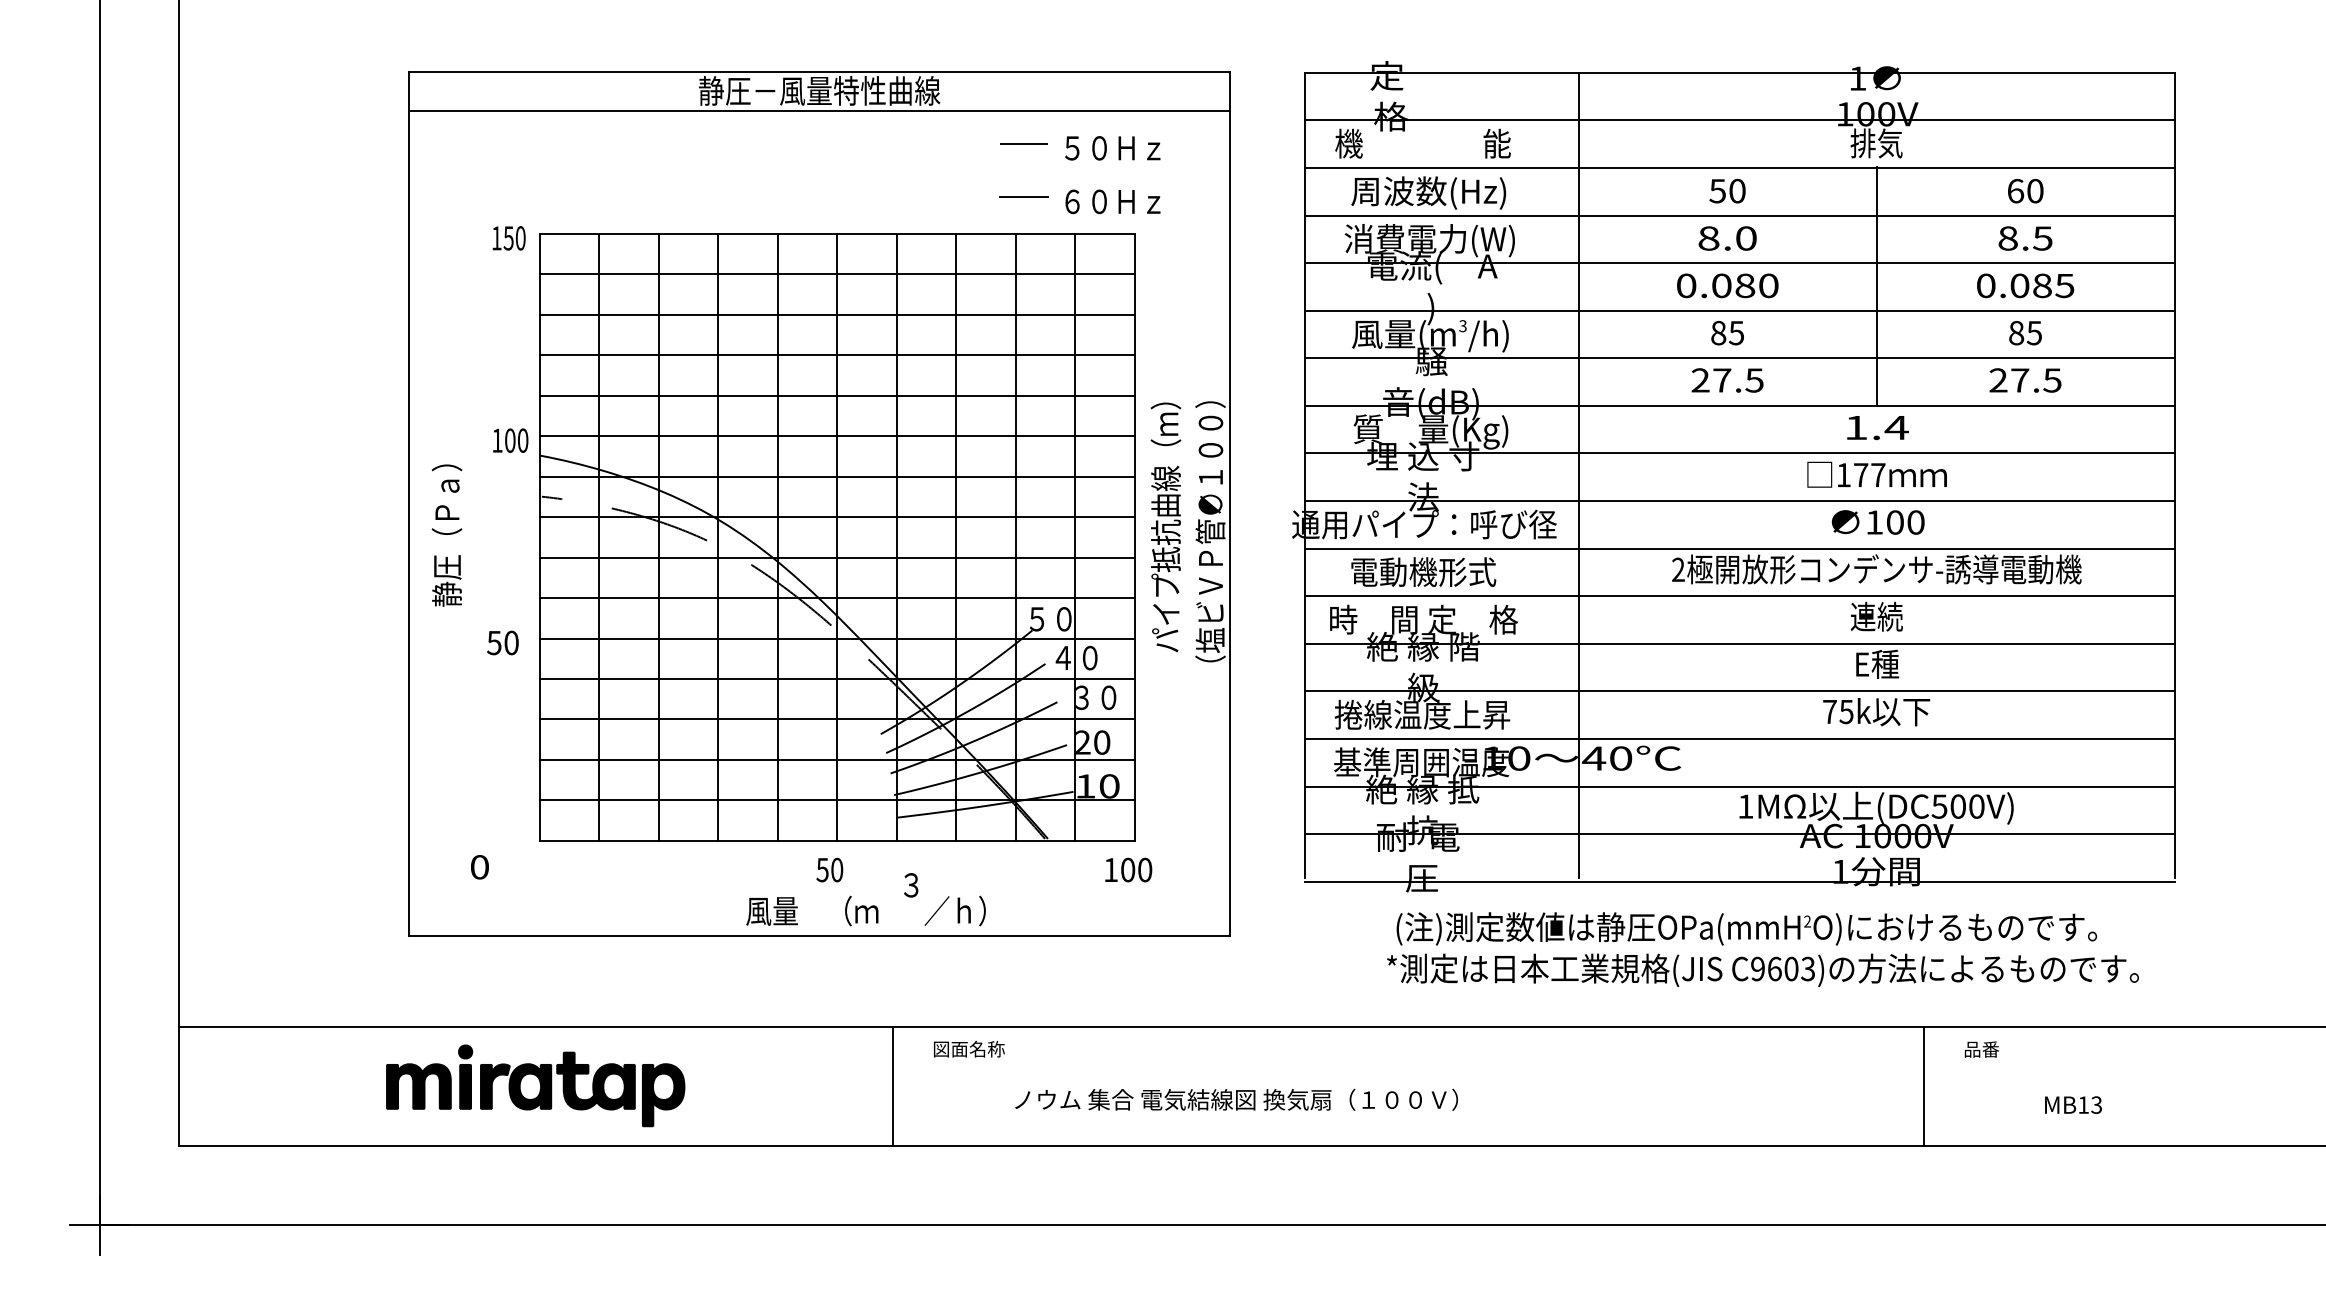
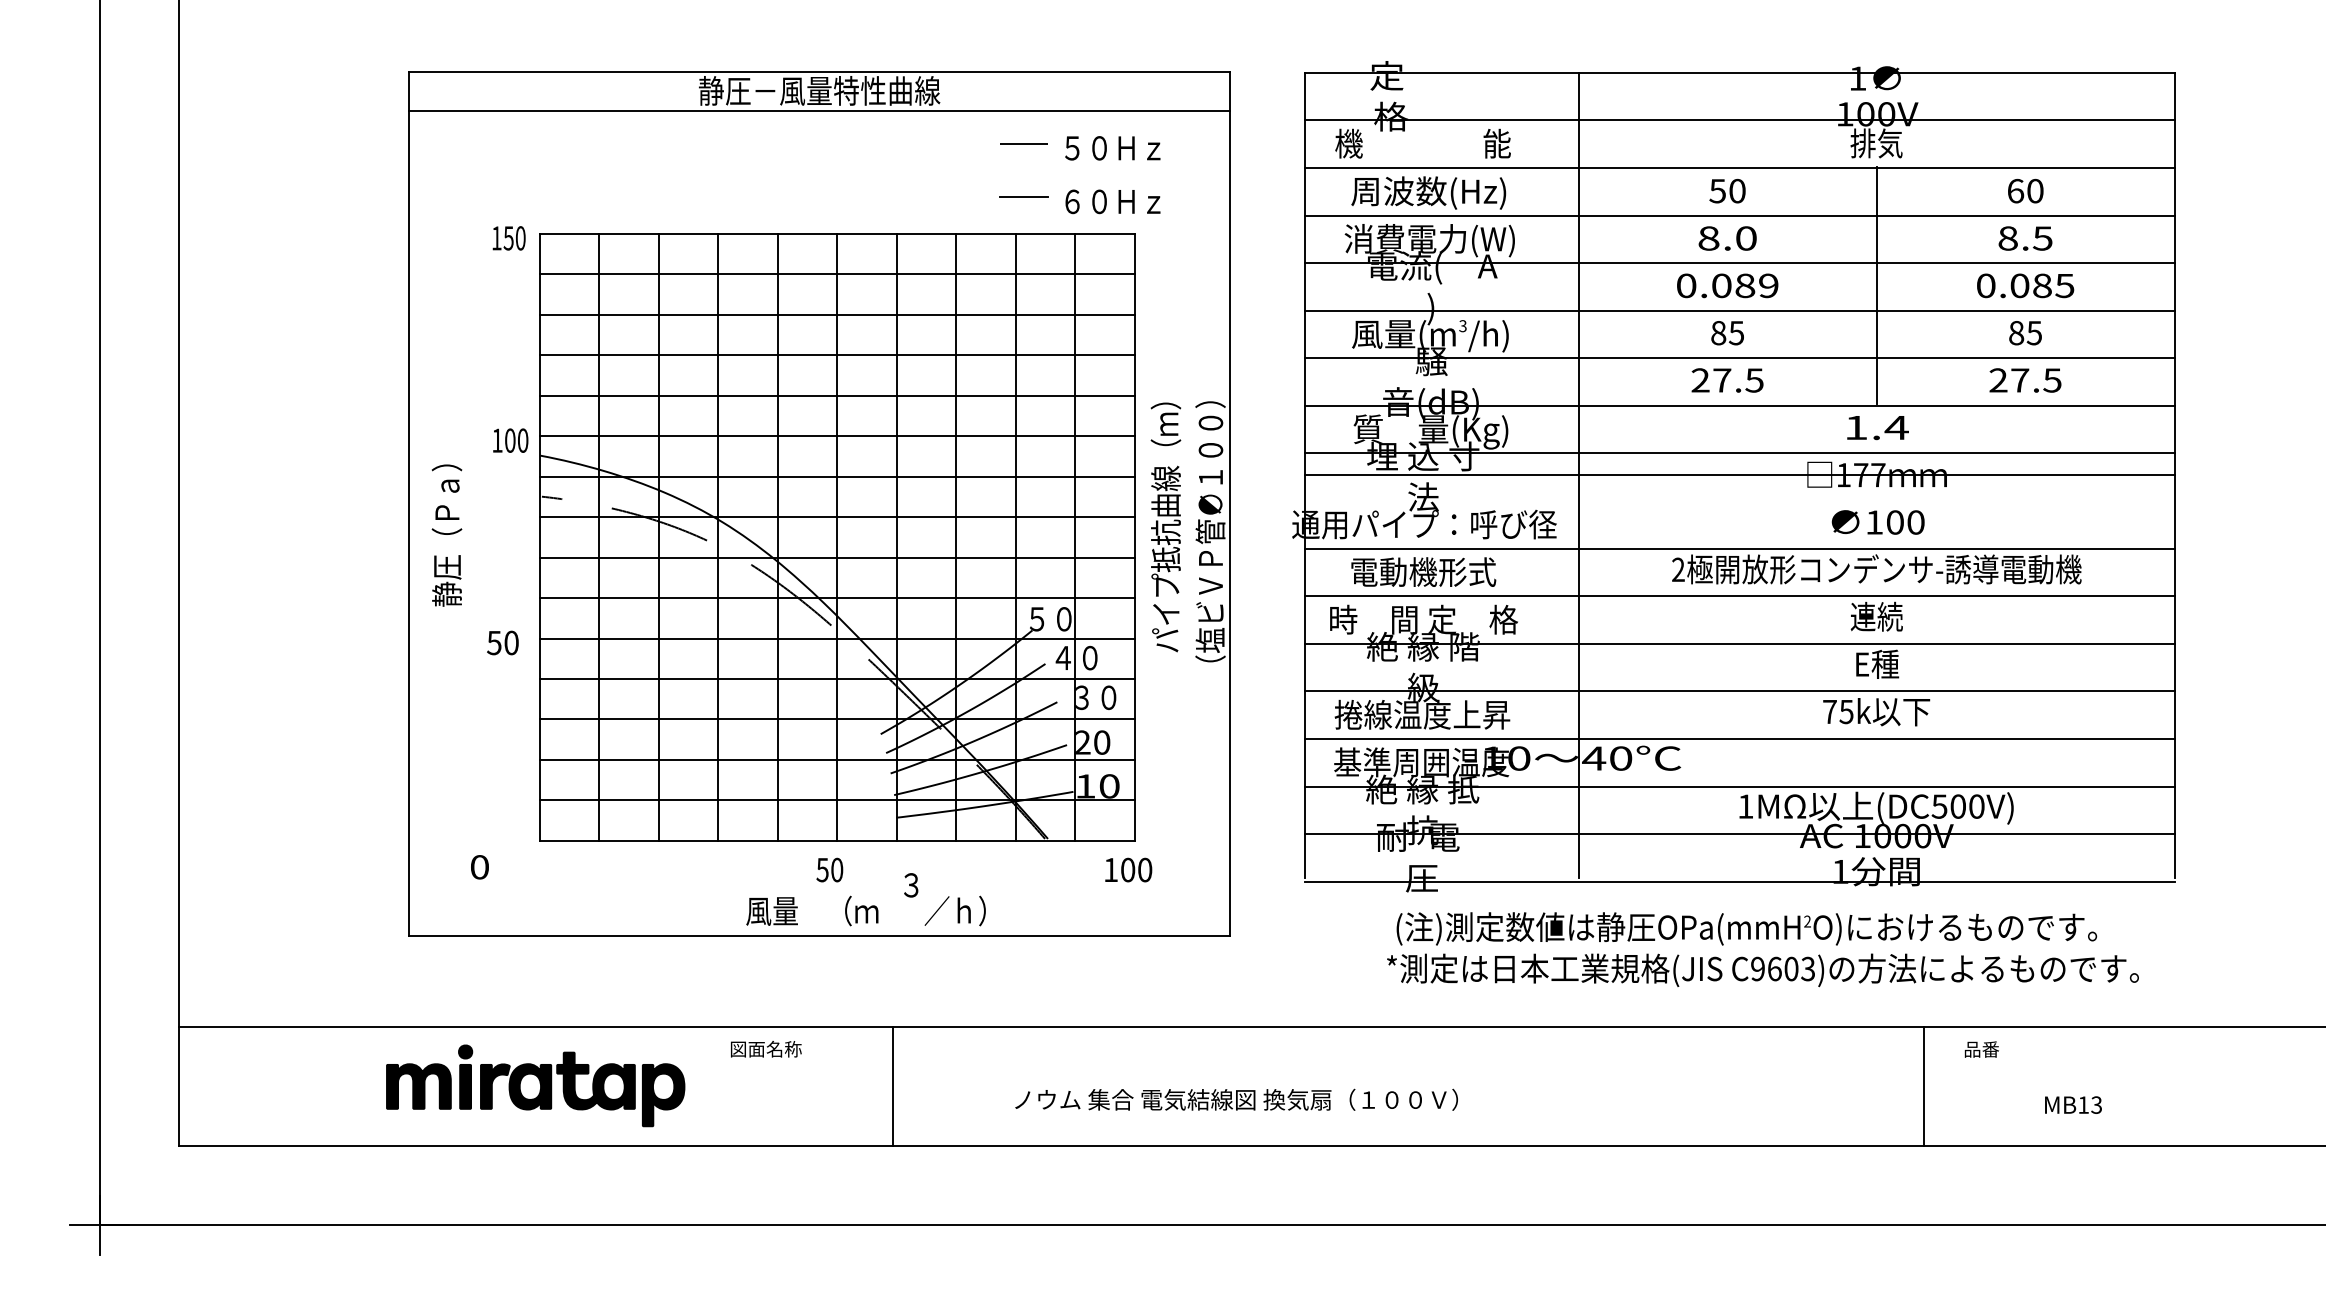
text: 0.080 -> 0.089 (1768, 285)
line position: (1739, 501) -> (1739, 475) (1739, 475)
text position: (969, 1049) -> (766, 1049) (766, 1049)
